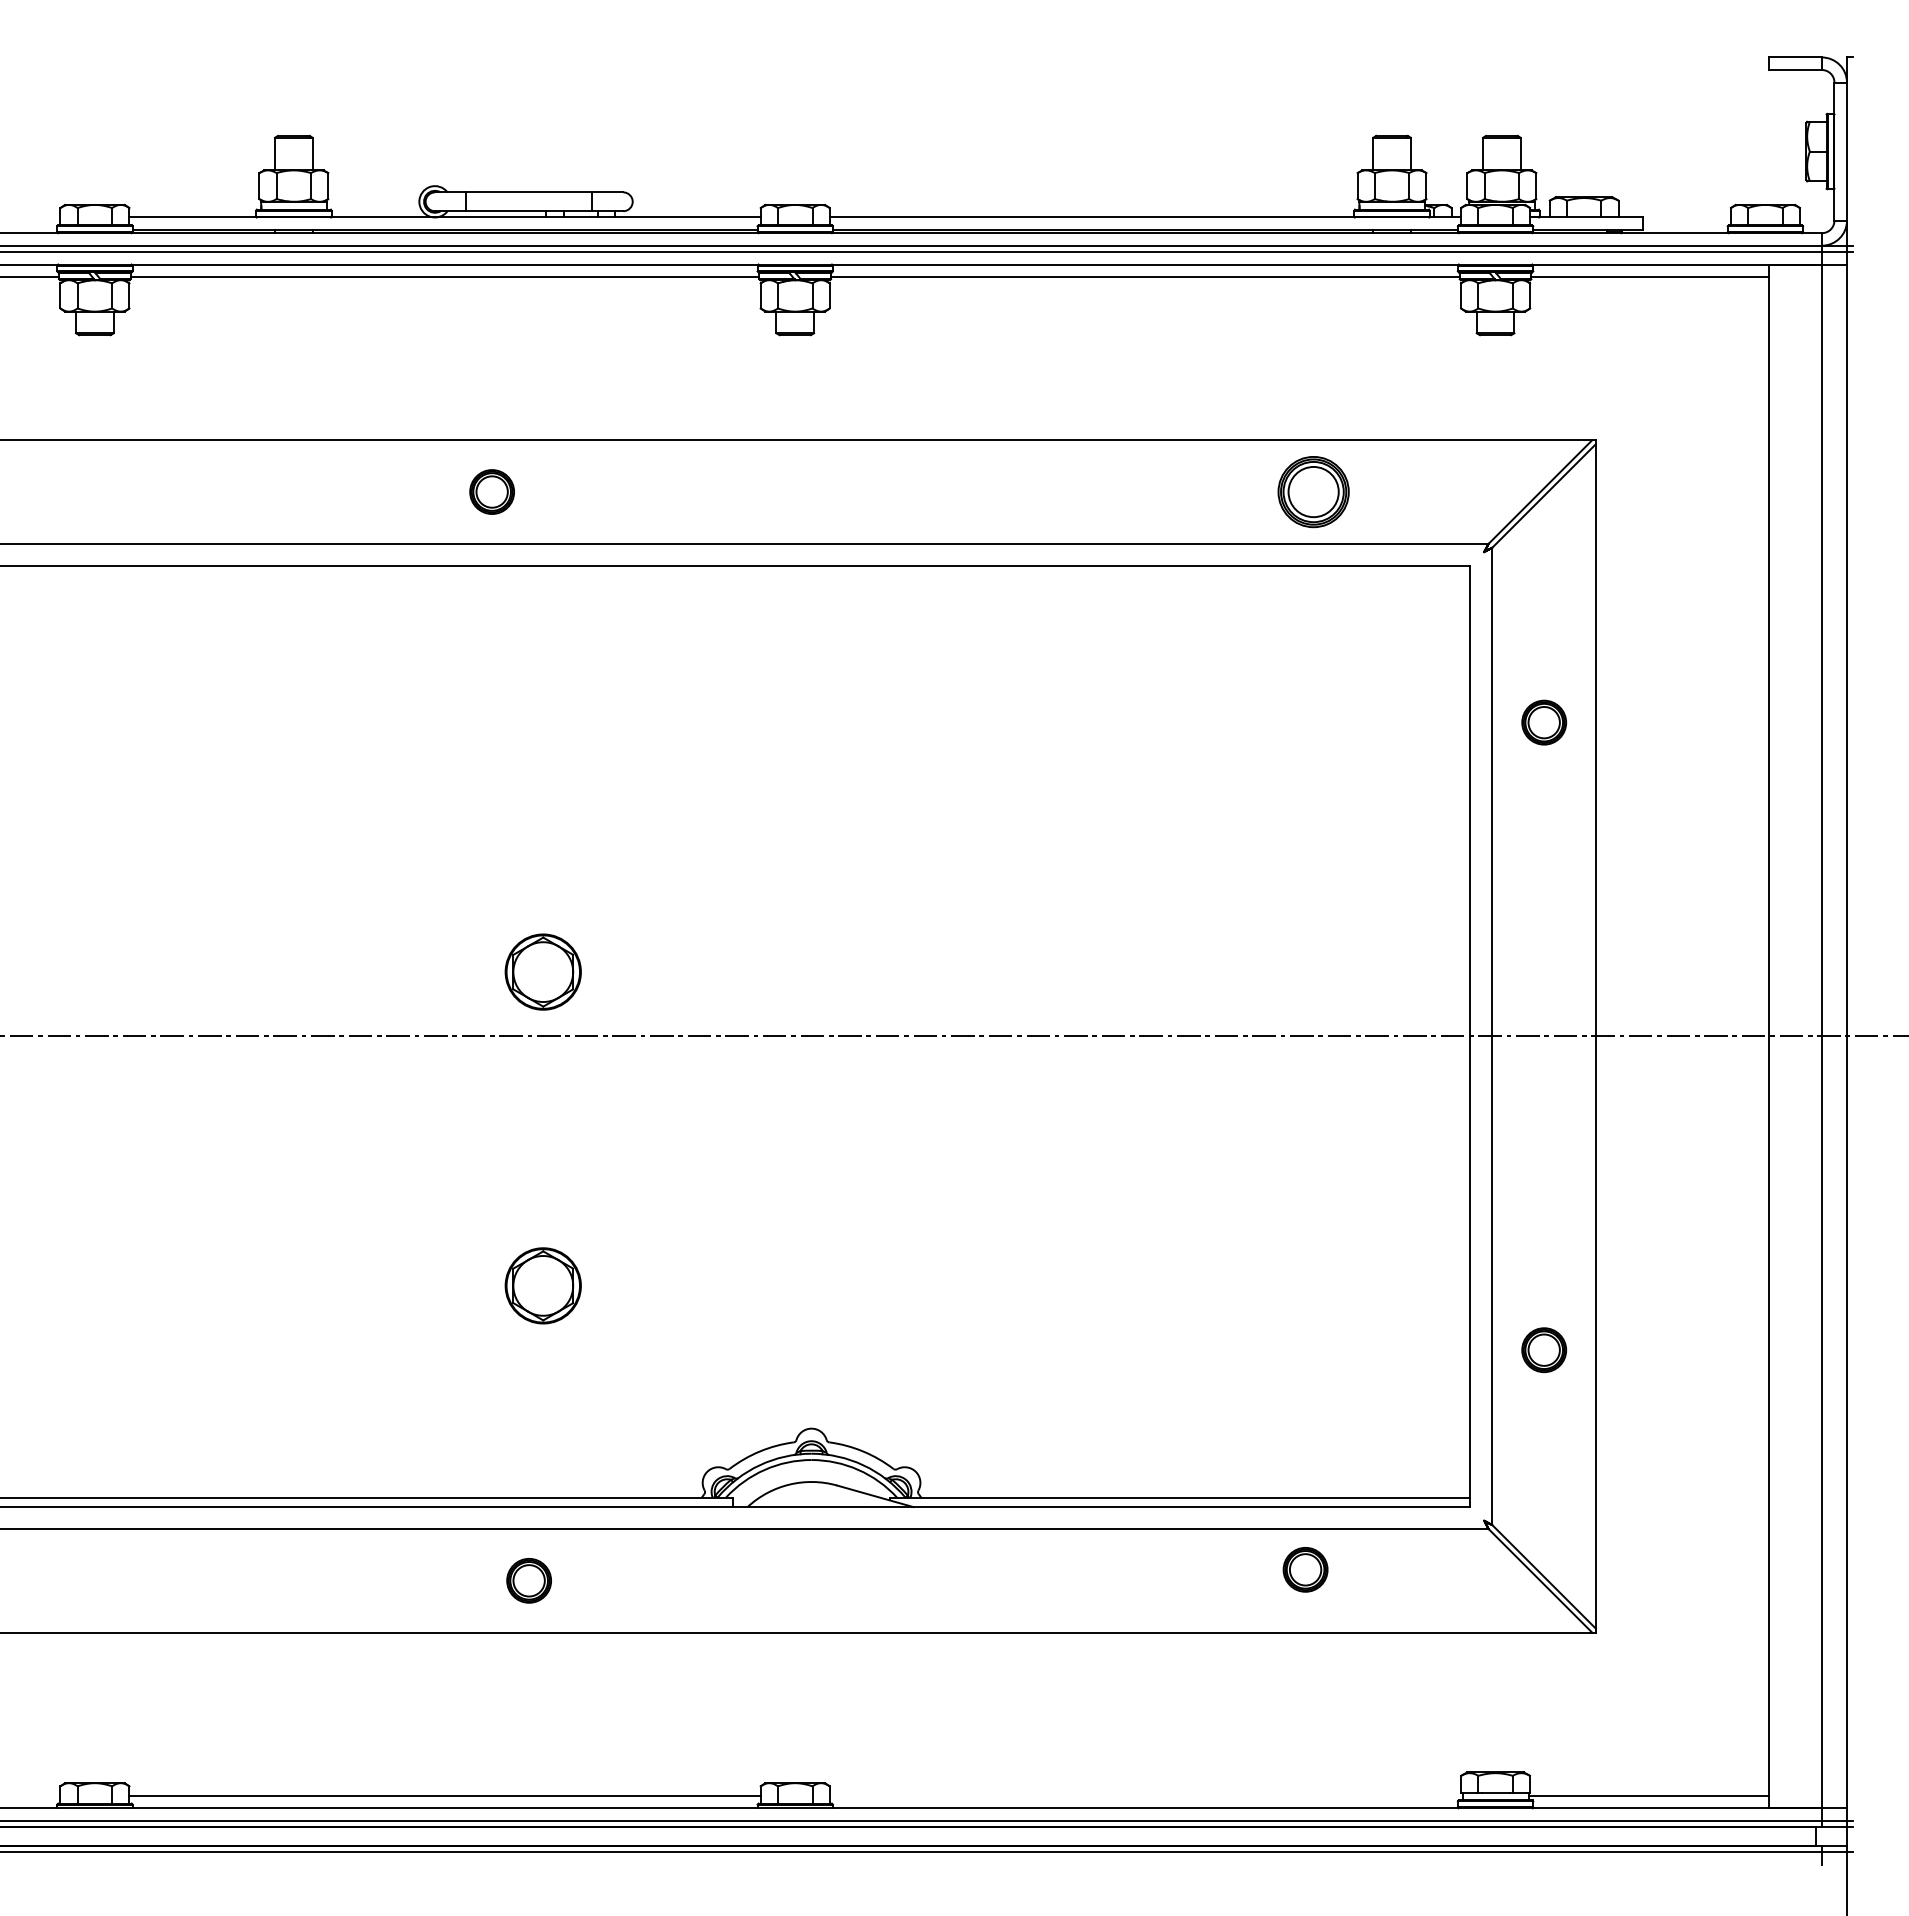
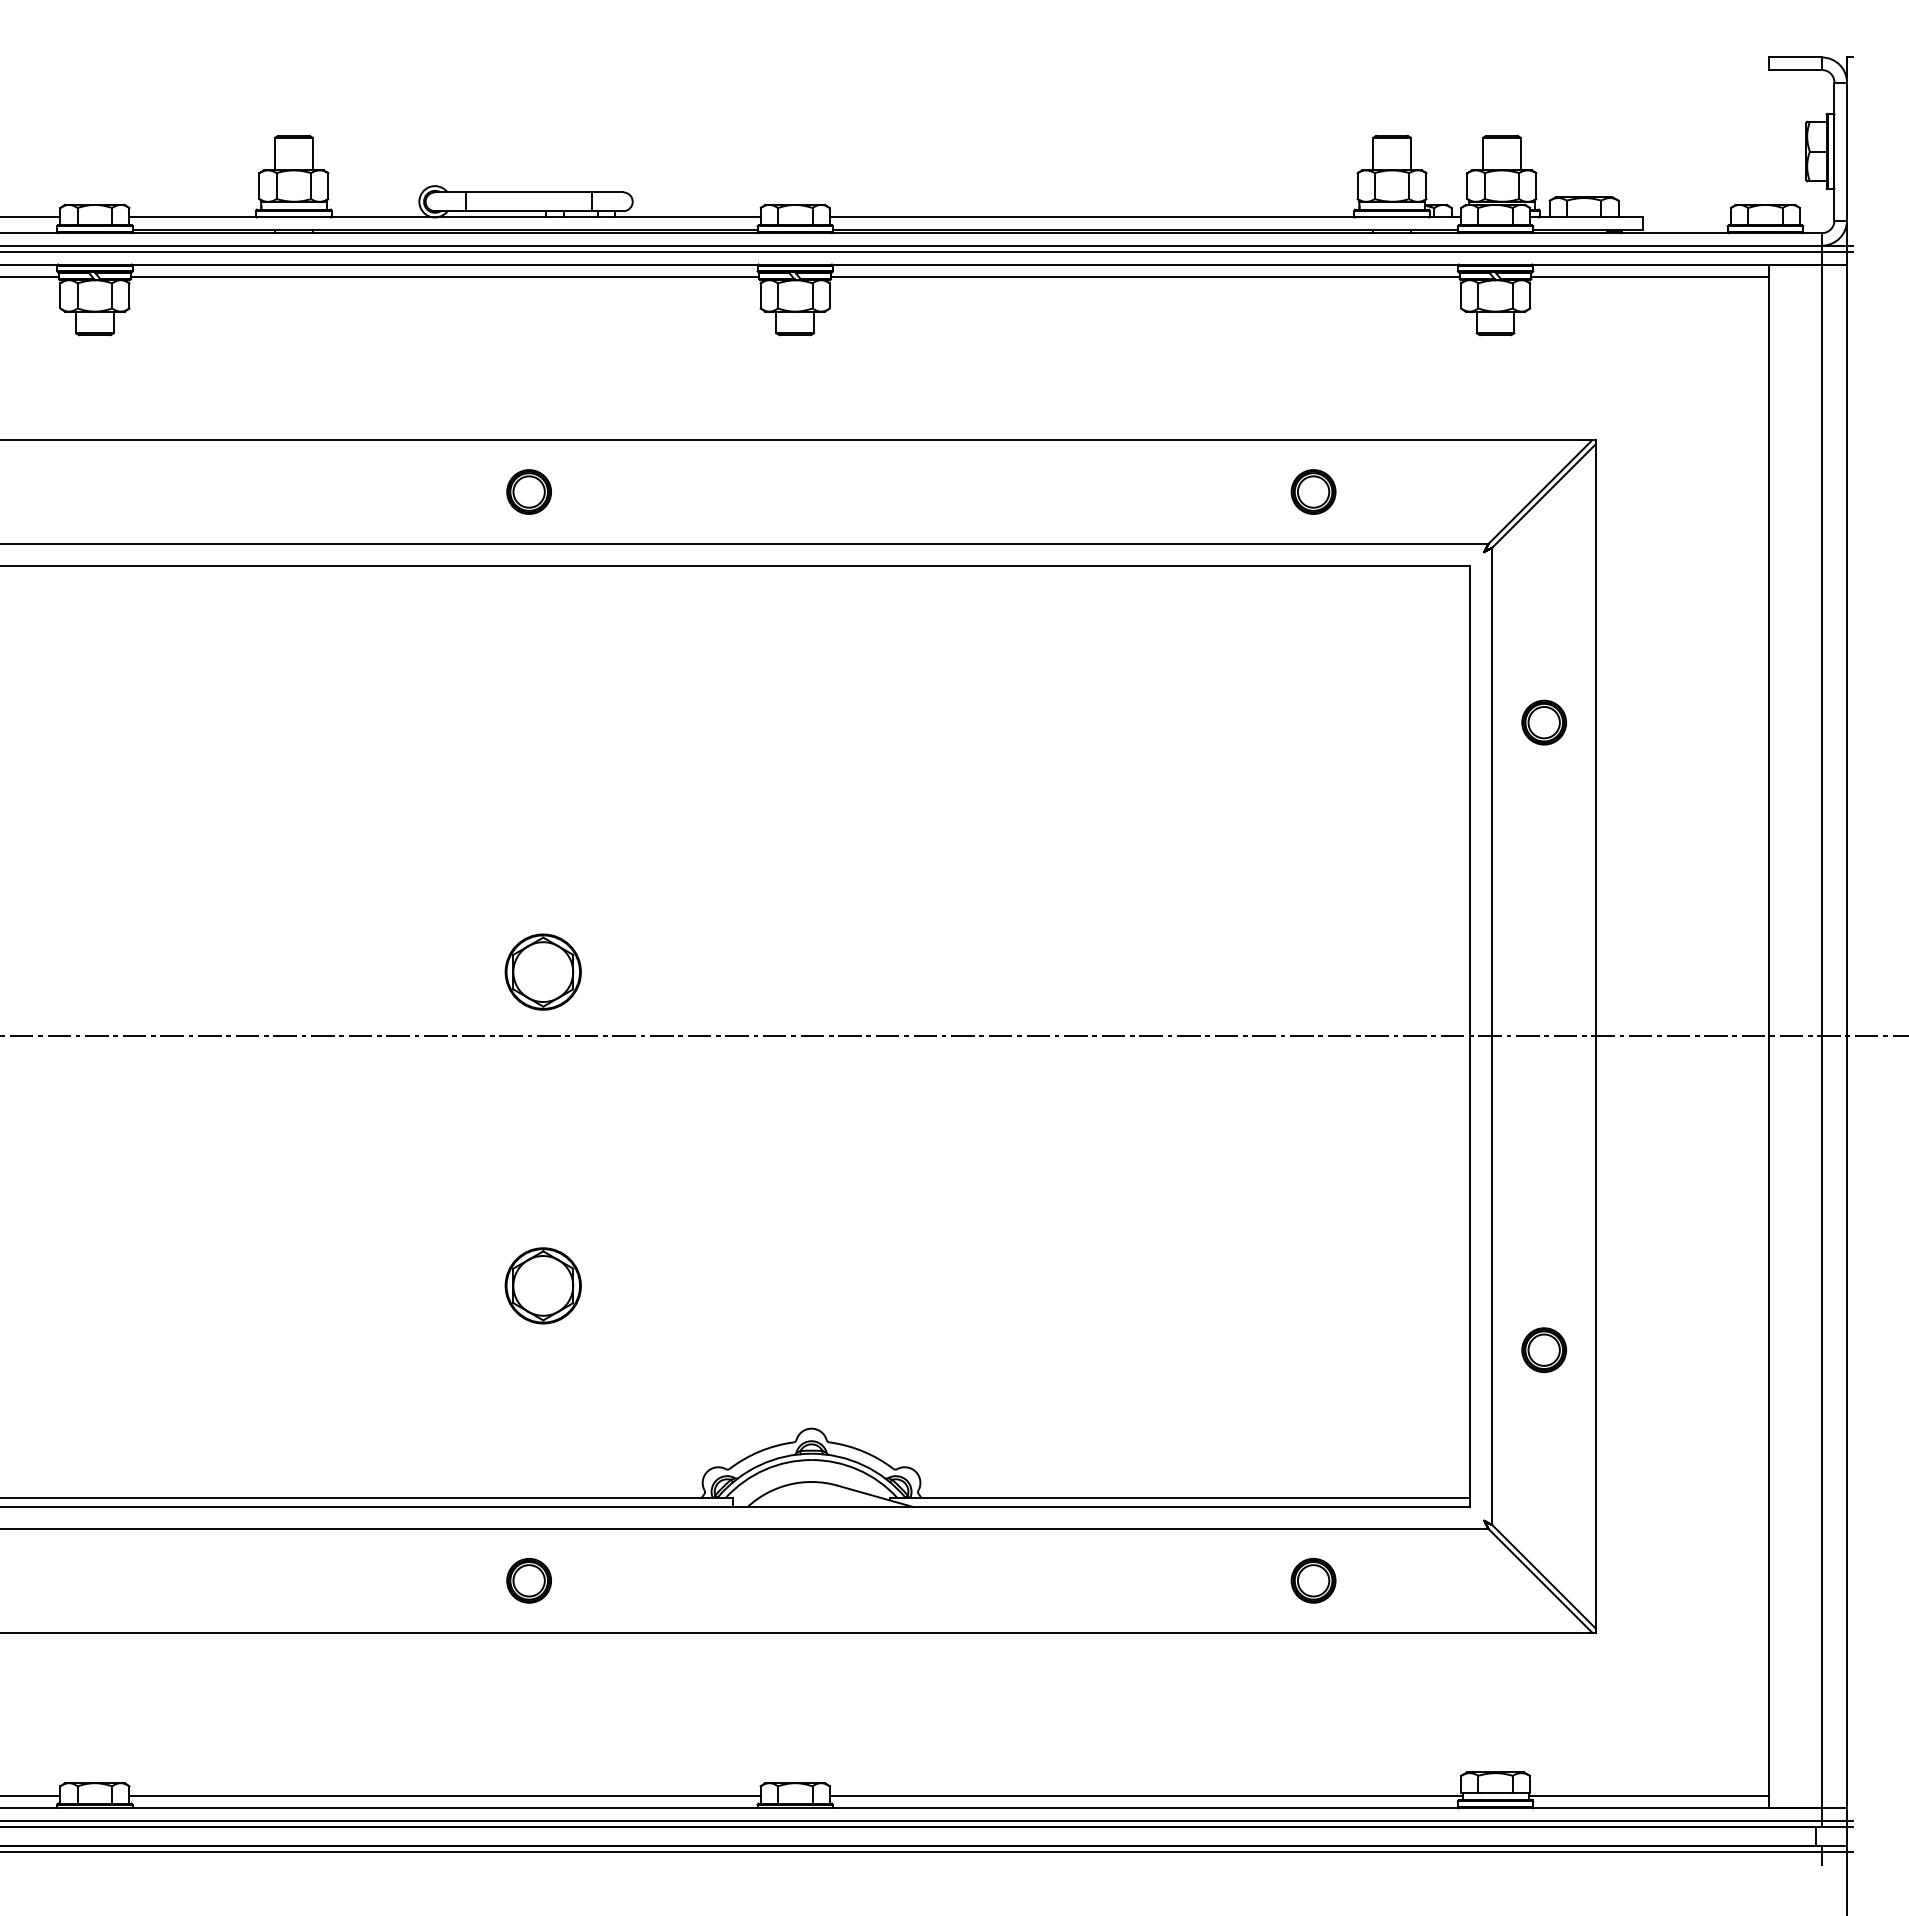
line: none -> present (31, 217)
part position: (491, 491) -> (528, 491) (528, 491)
part size: 73x73 px -> 47x46 px (1313, 491)
part position: (1305, 1569) -> (1313, 1580) (1313, 1580)
line: none -> present (31, 1795)
line: none -> present (1145, 1795)
